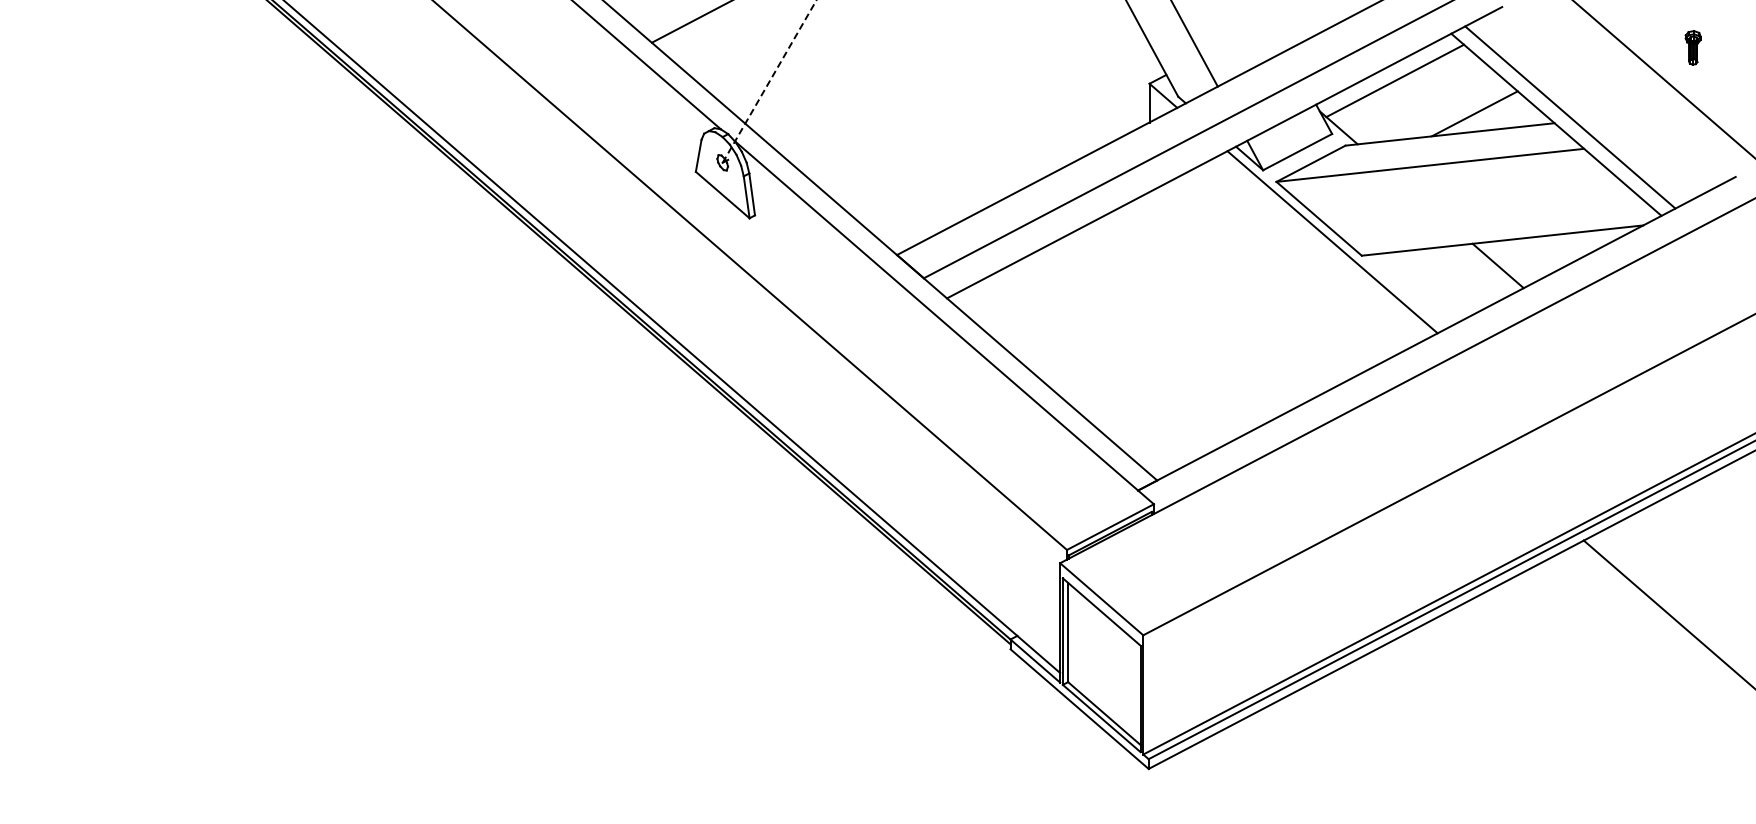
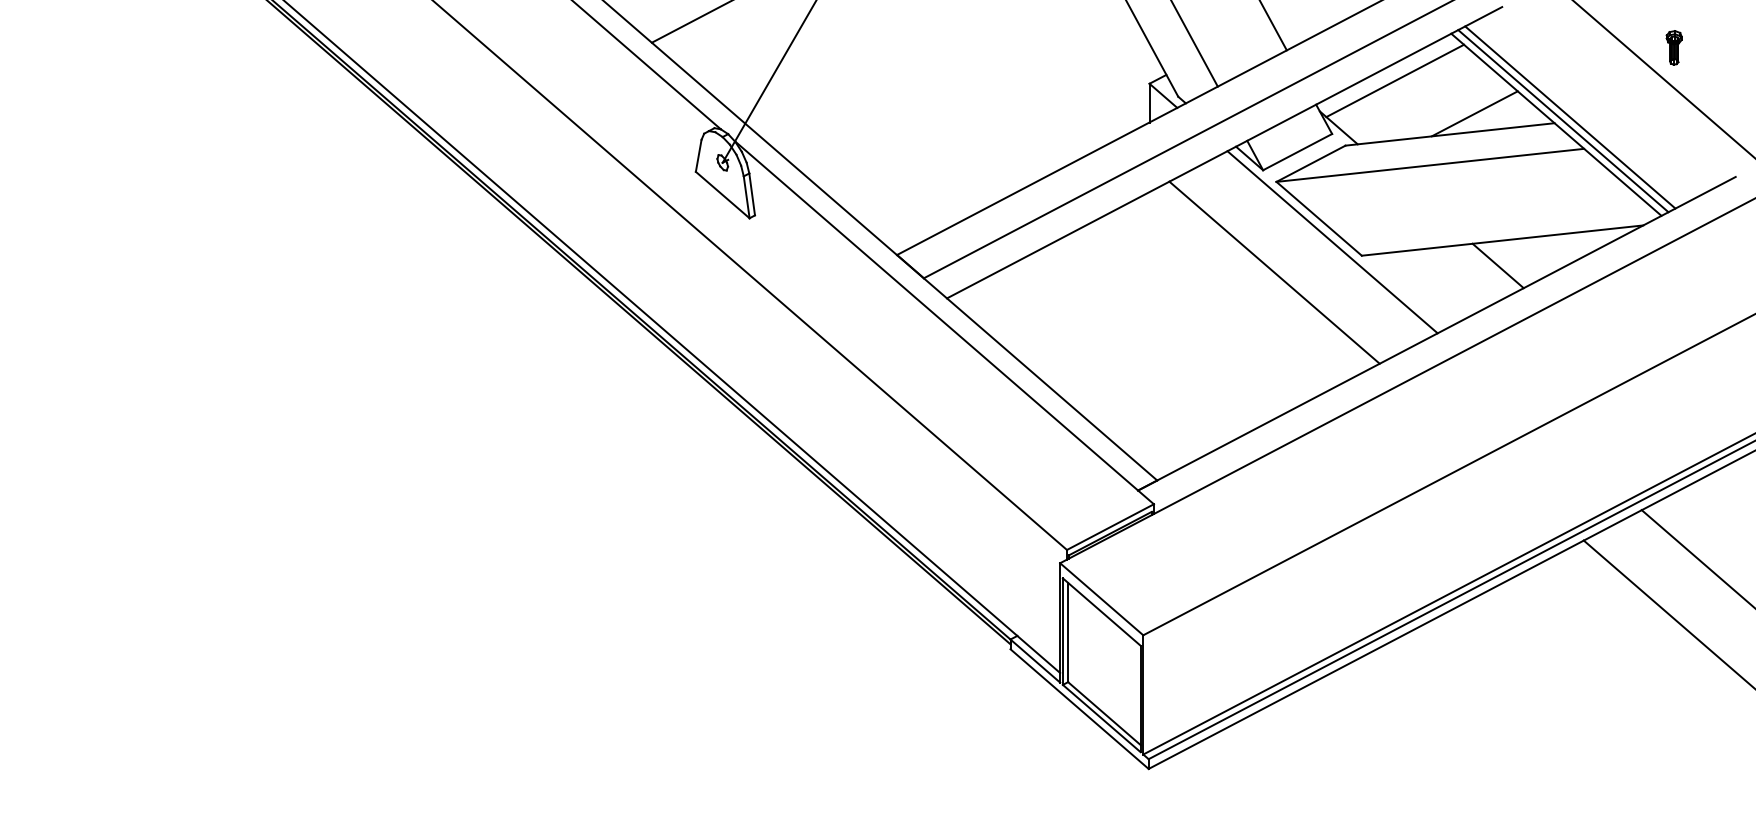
line: none -> present (1273, 26)
part position: (1692, 47) -> (1673, 47) (1673, 47)
line: dashed -> solid (769, 81)
line: none -> present (1563, 121)
line: none -> present (1274, 272)
line: none -> present (1696, 558)
